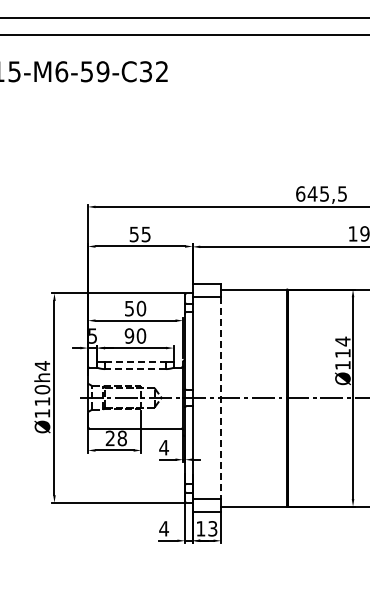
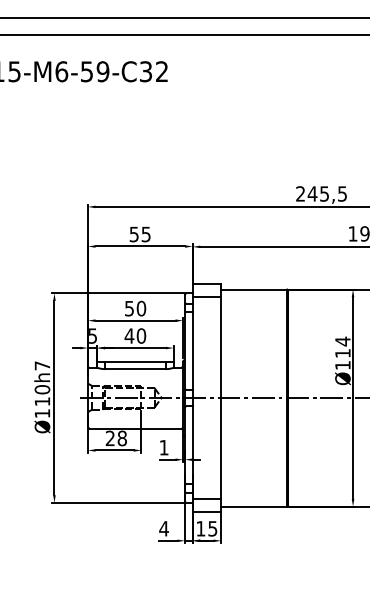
text: 645,5 -> 245,5 (300, 193)
text: 90 -> 40 (129, 335)
line: dashed -> solid (136, 361)
text: Ø110h4 -> Ø110h7 (42, 365)
line: dashed -> solid (135, 369)
line: dashed -> solid (221, 398)
text: 4 -> 1 (163, 447)
text: 13 -> 15 (212, 528)
